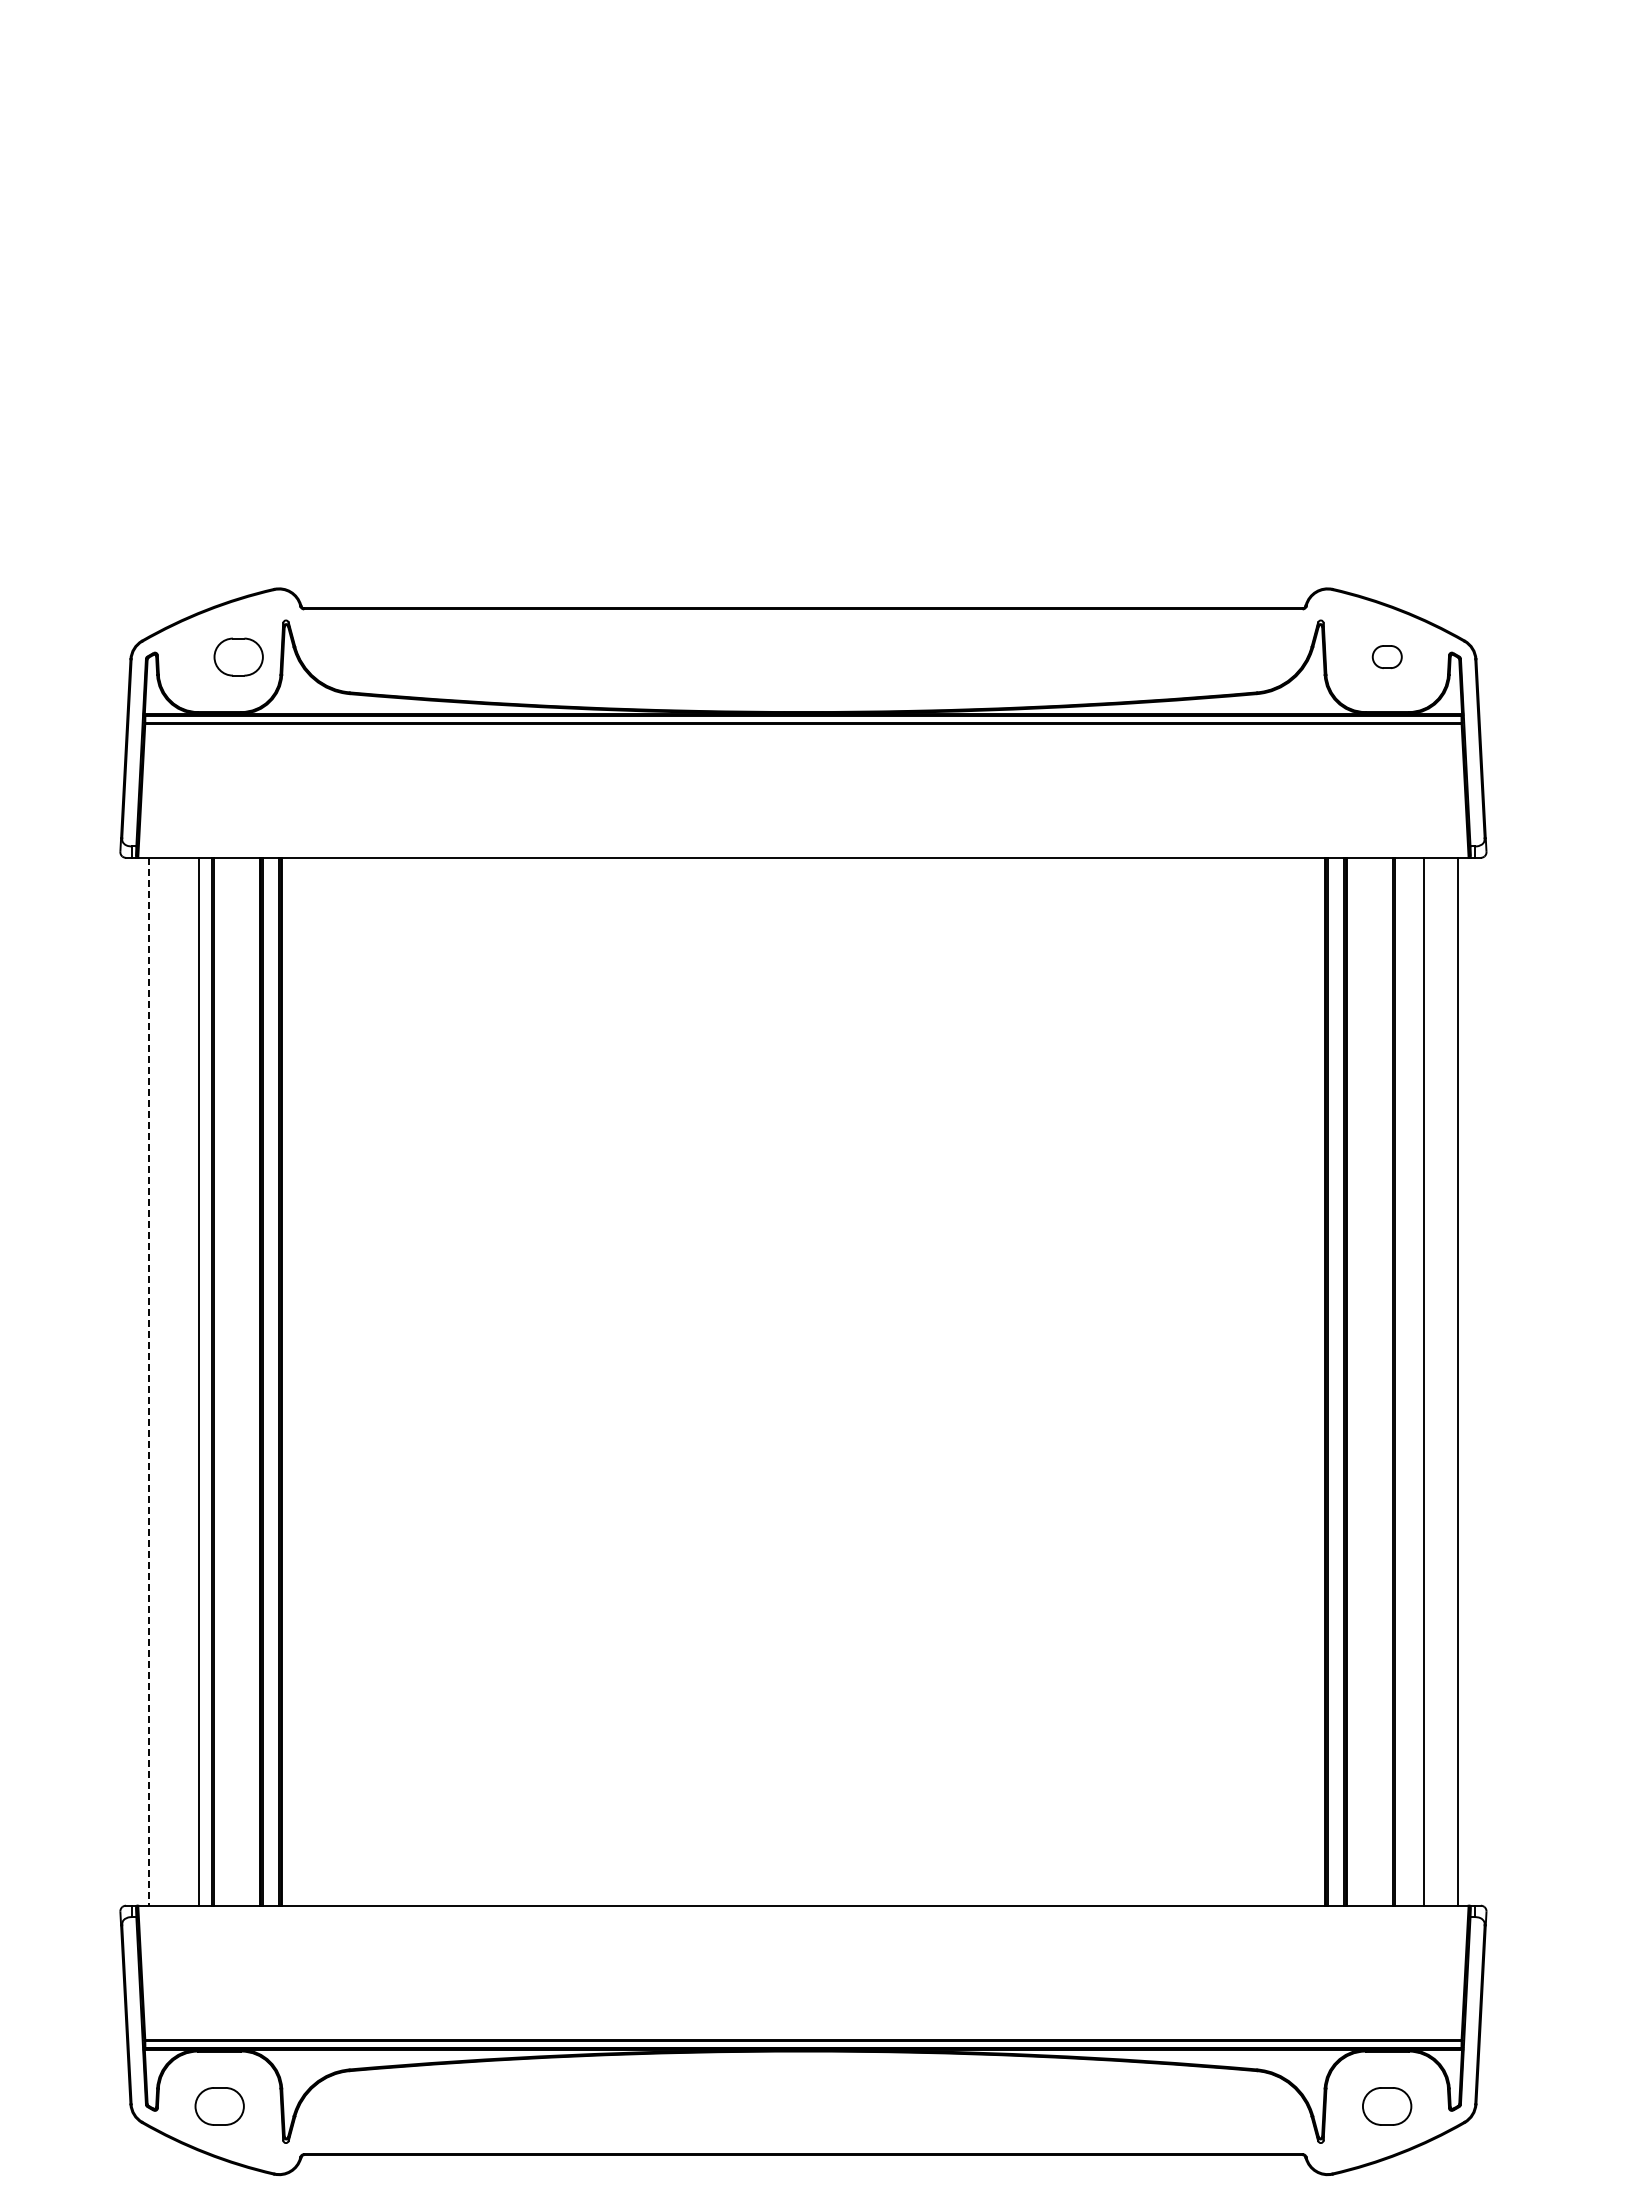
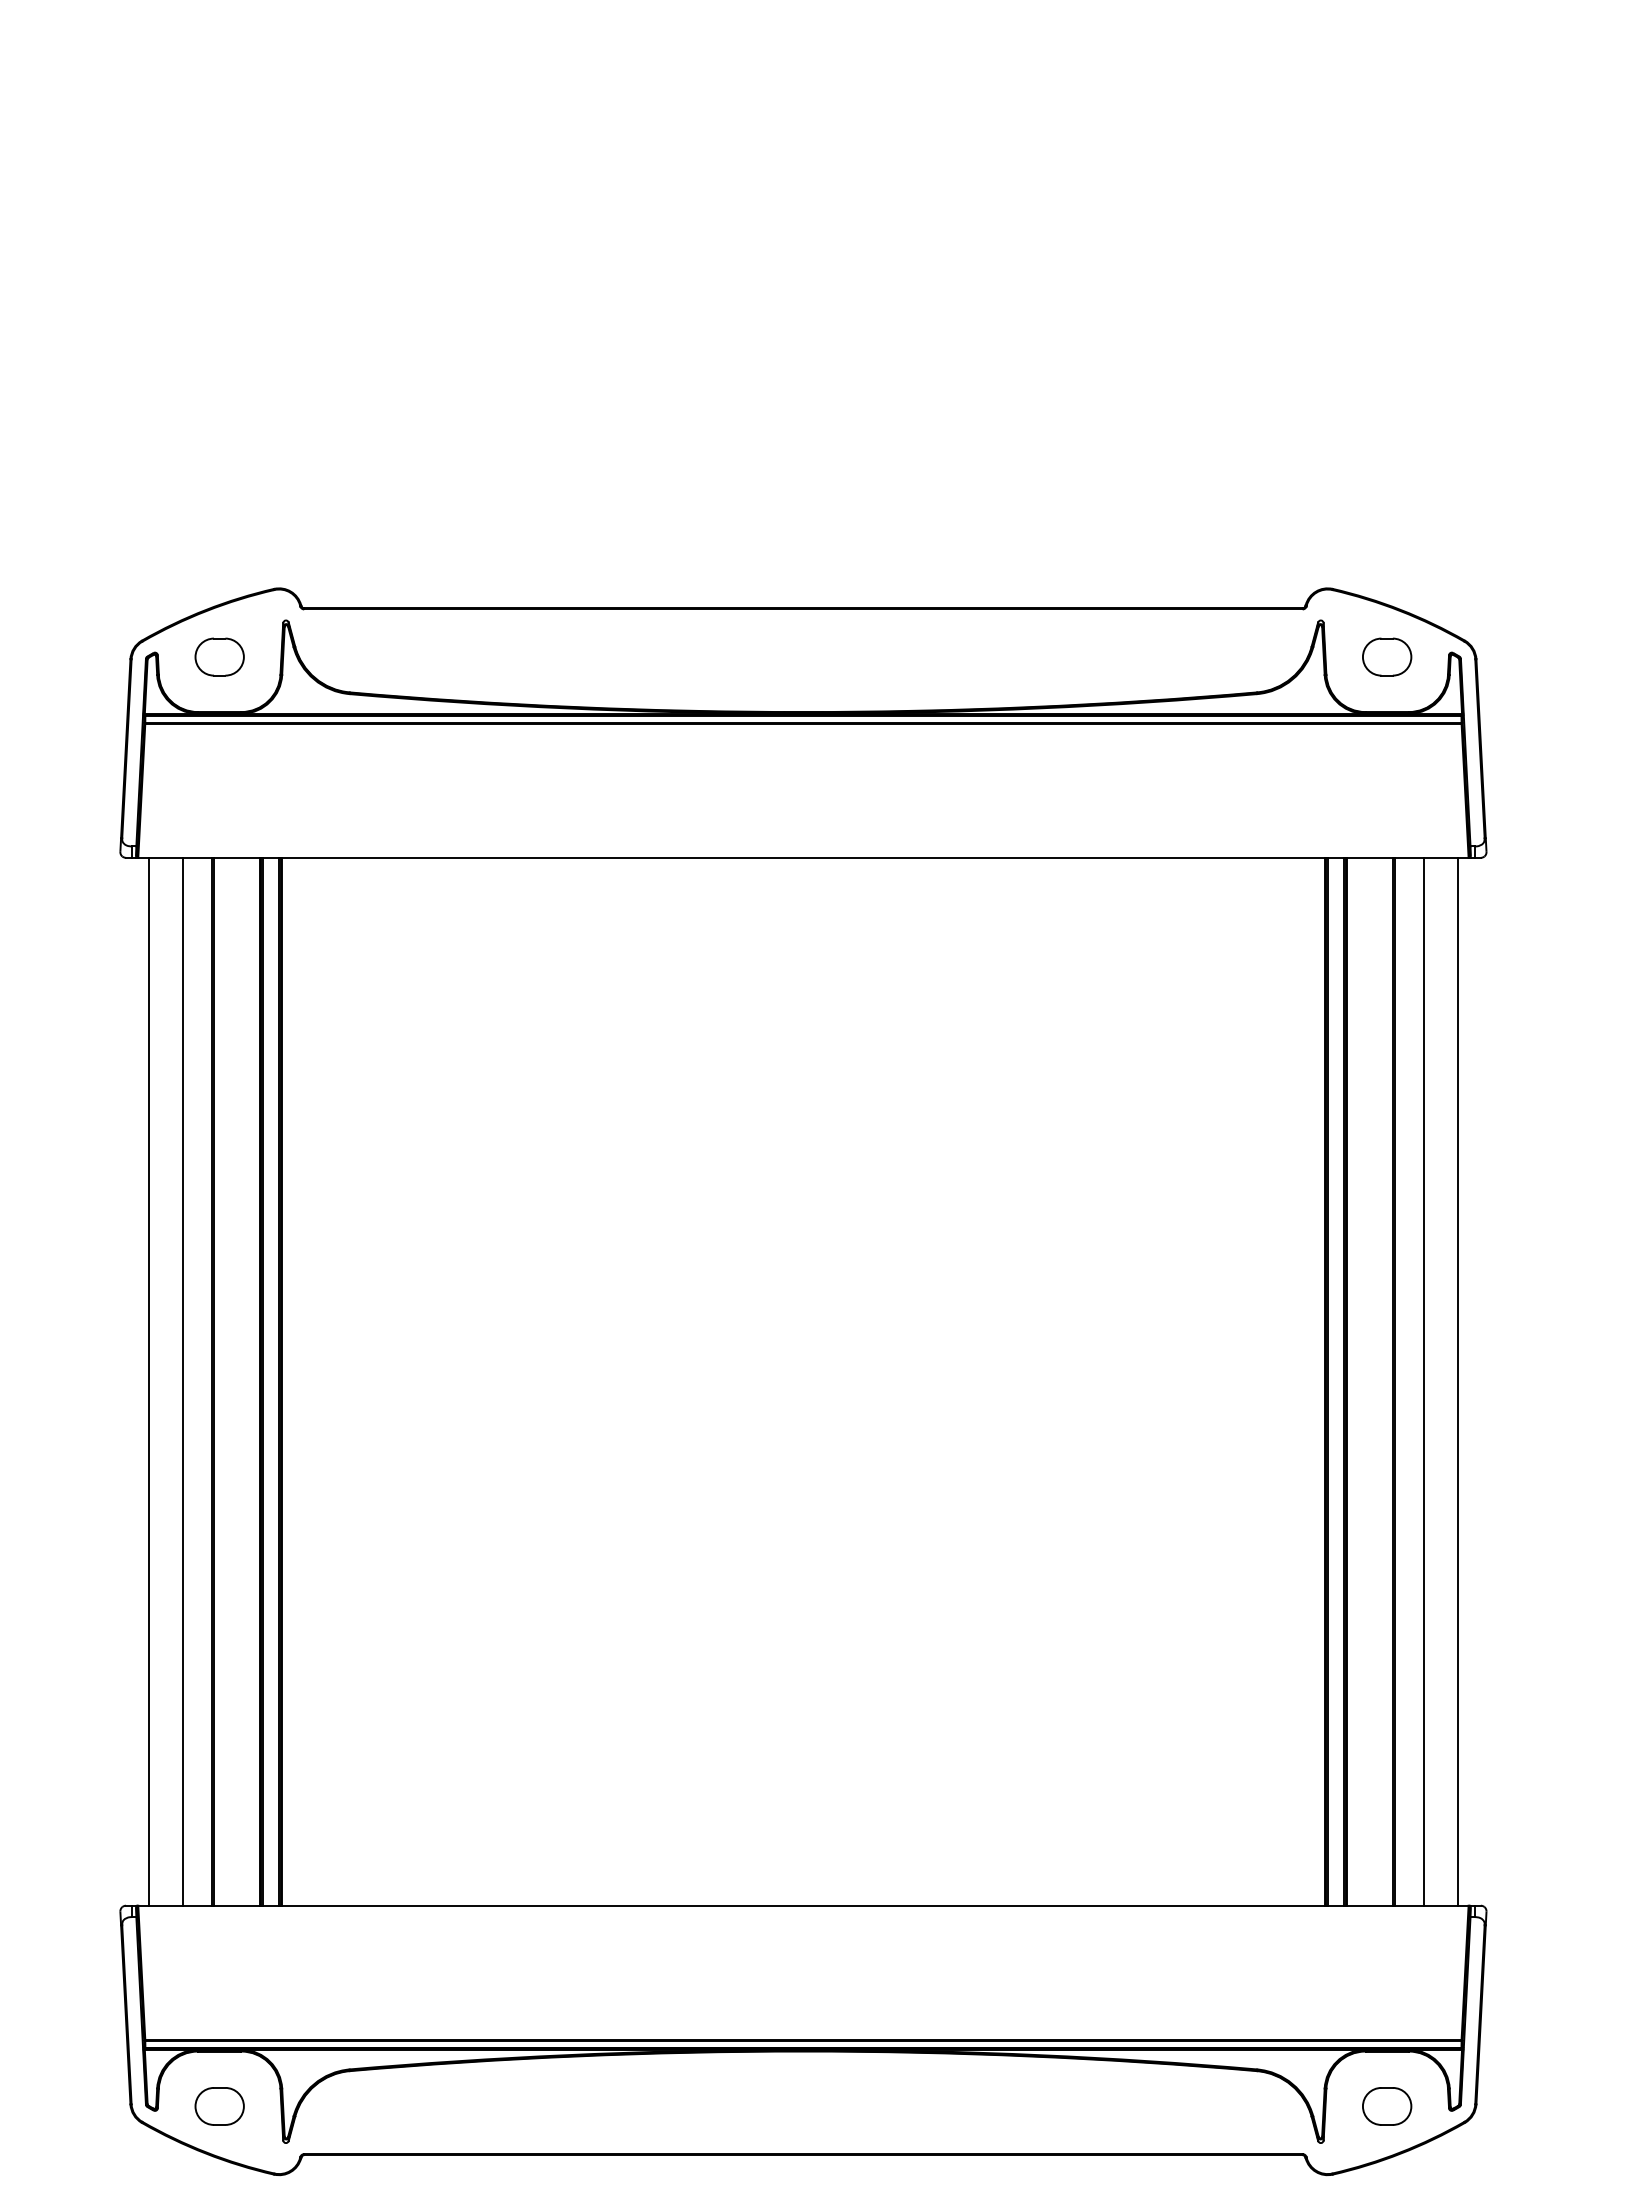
part position: (238, 656) -> (219, 656) (219, 656)
part size: 32x24 px -> 51x40 px (1387, 656)
line: dashed -> solid (148, 1381)
line position: (198, 1381) -> (182, 1381) (182, 1381)
